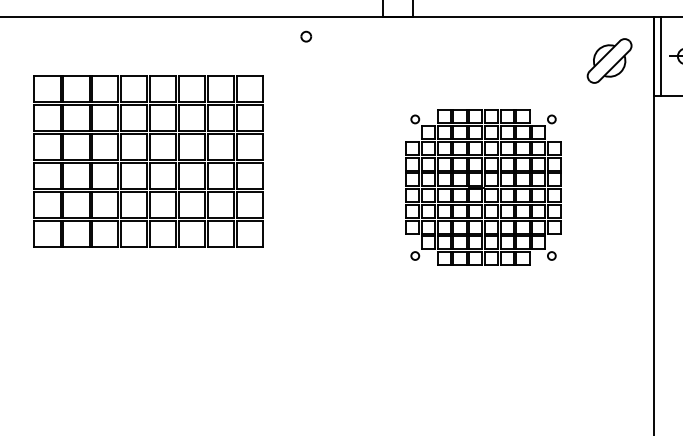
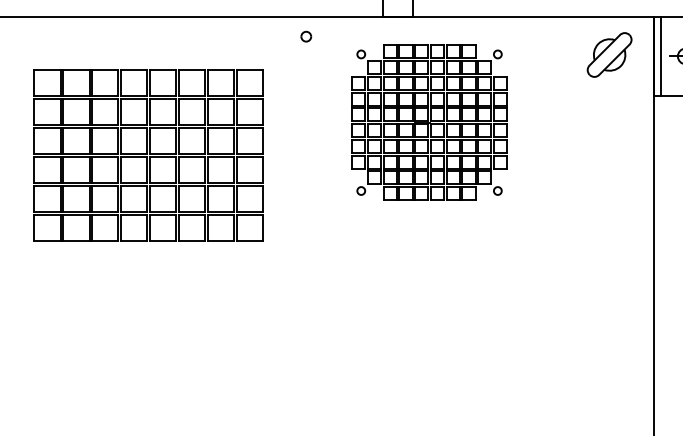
part position: (609, 60) -> (609, 54) (609, 54)
part position: (148, 161) -> (148, 155) (148, 155)
part position: (483, 187) -> (429, 122) (429, 122)
